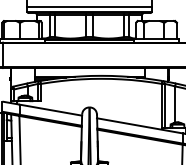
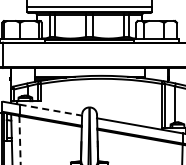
line: solid -> dashed (50, 110)
line: solid -> dashed (20, 140)
